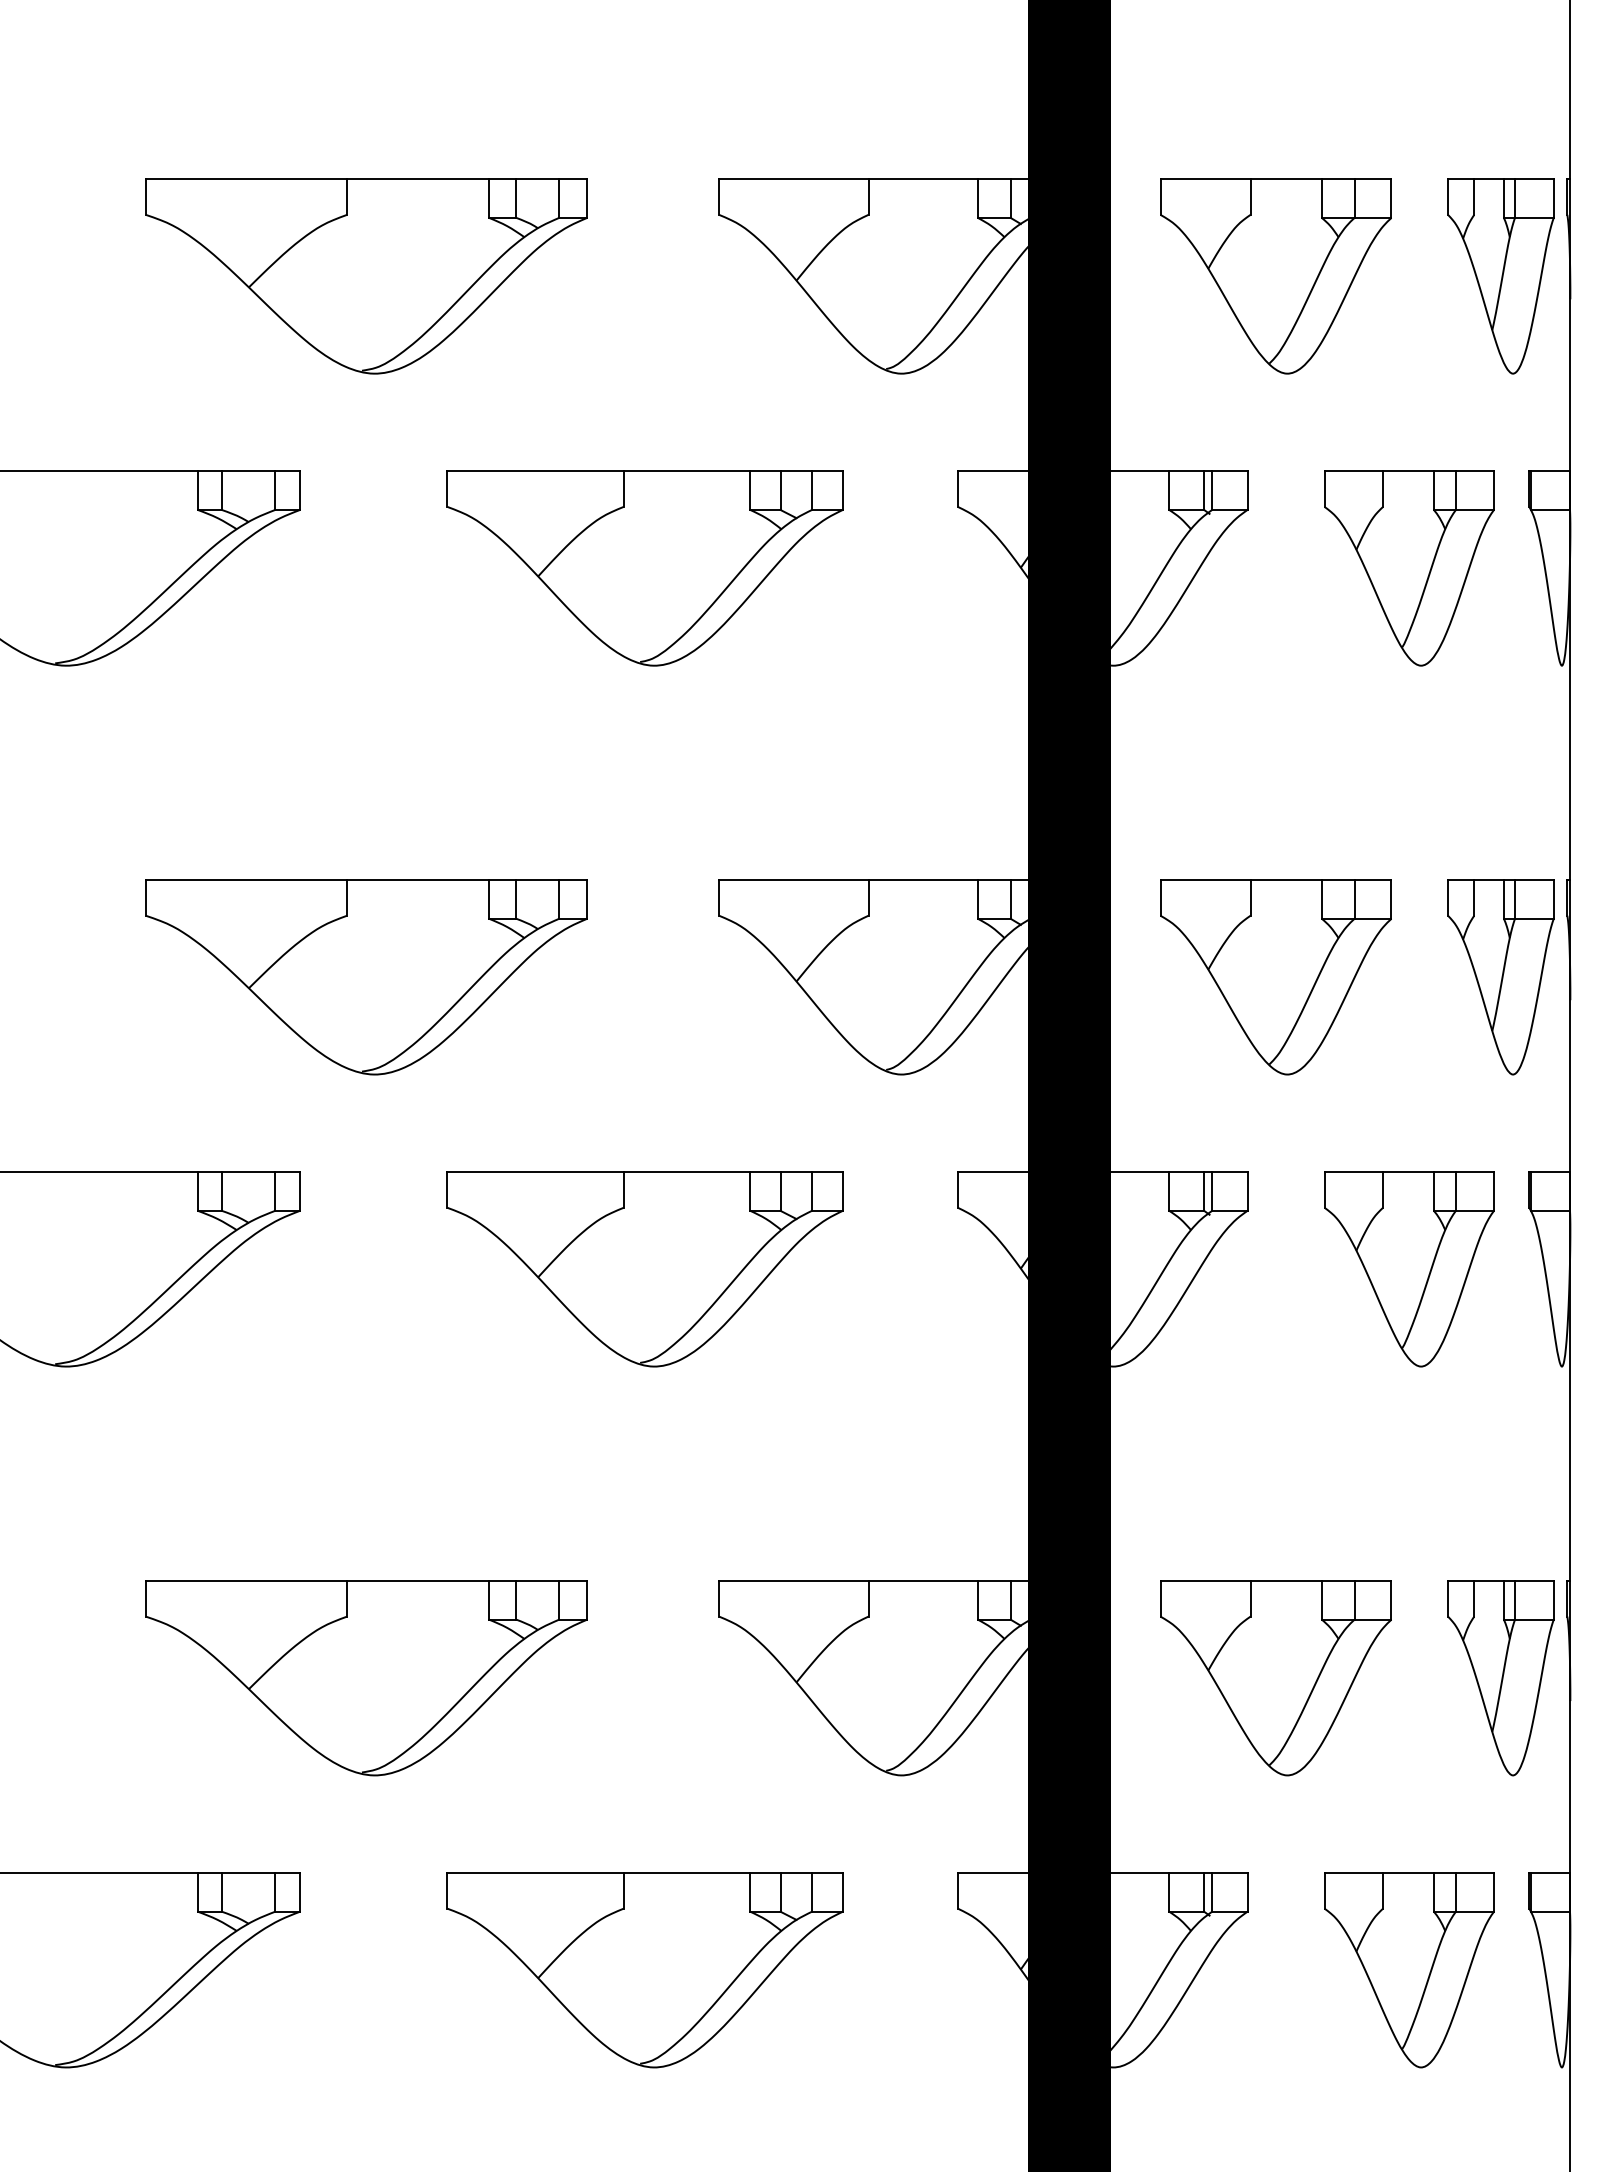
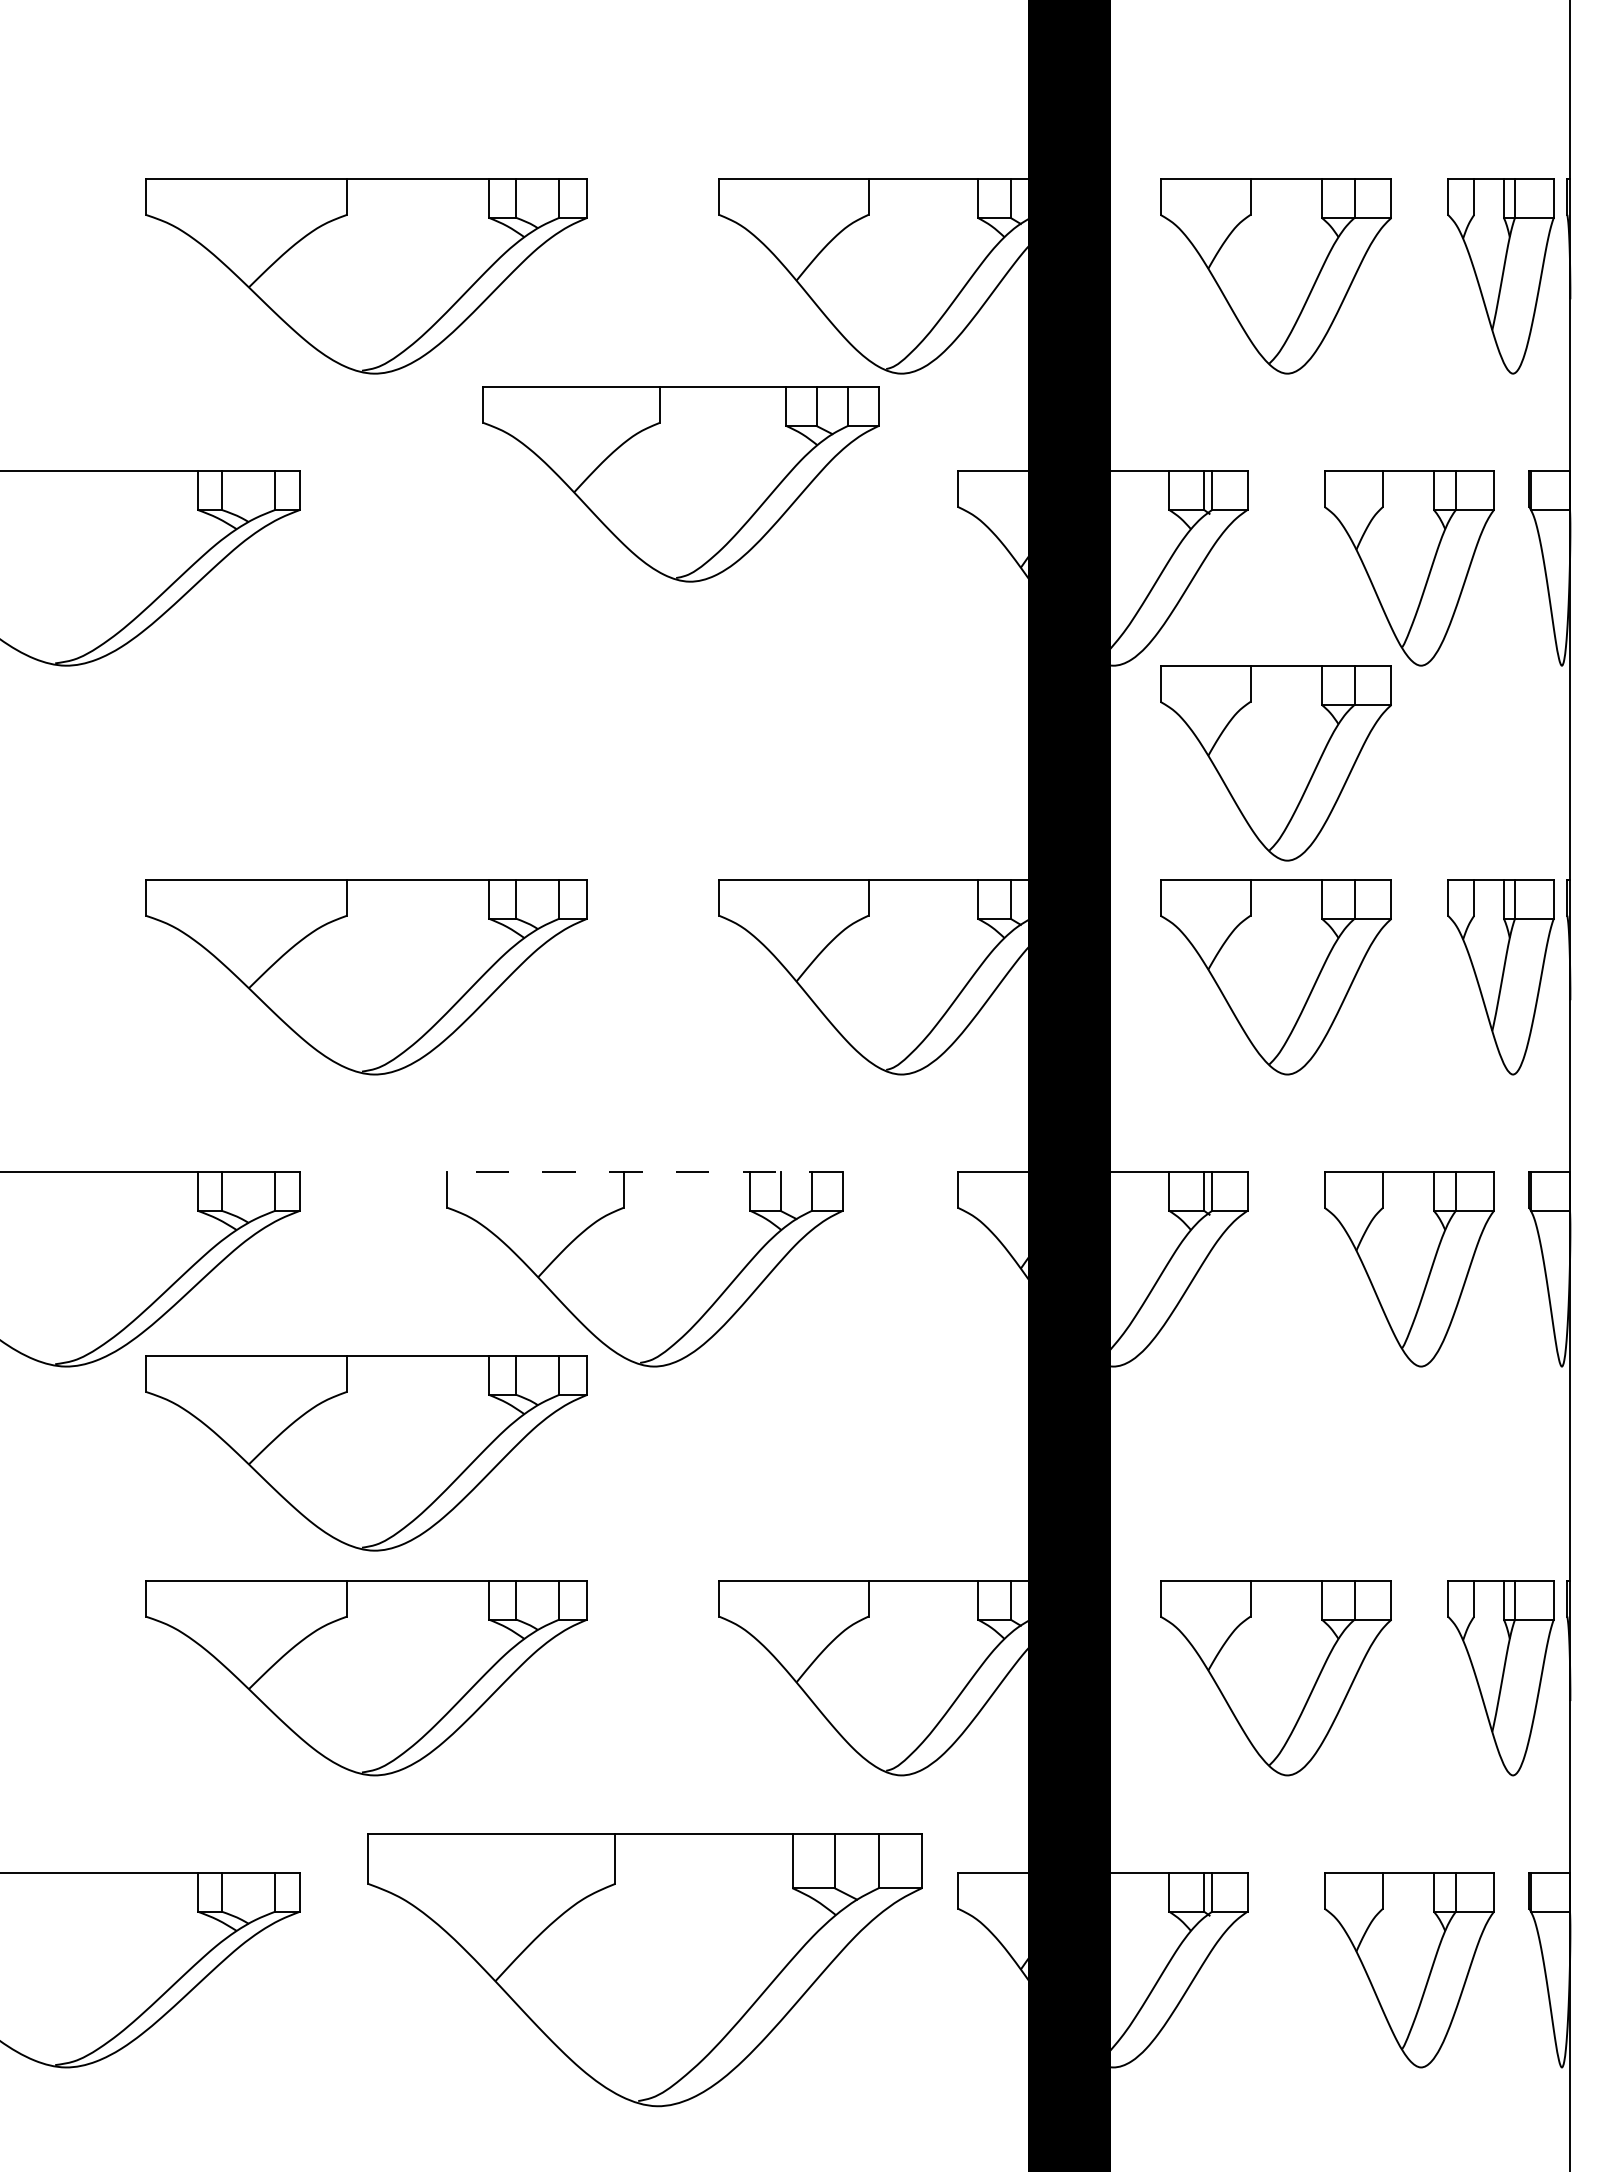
part position: (644, 568) -> (680, 484) (680, 484)
part: none -> present (1275, 763)
line: solid -> dashed (645, 1171)
part: none -> present (366, 1453)
part size: 398x197 px -> 556x275 px (644, 1970)
